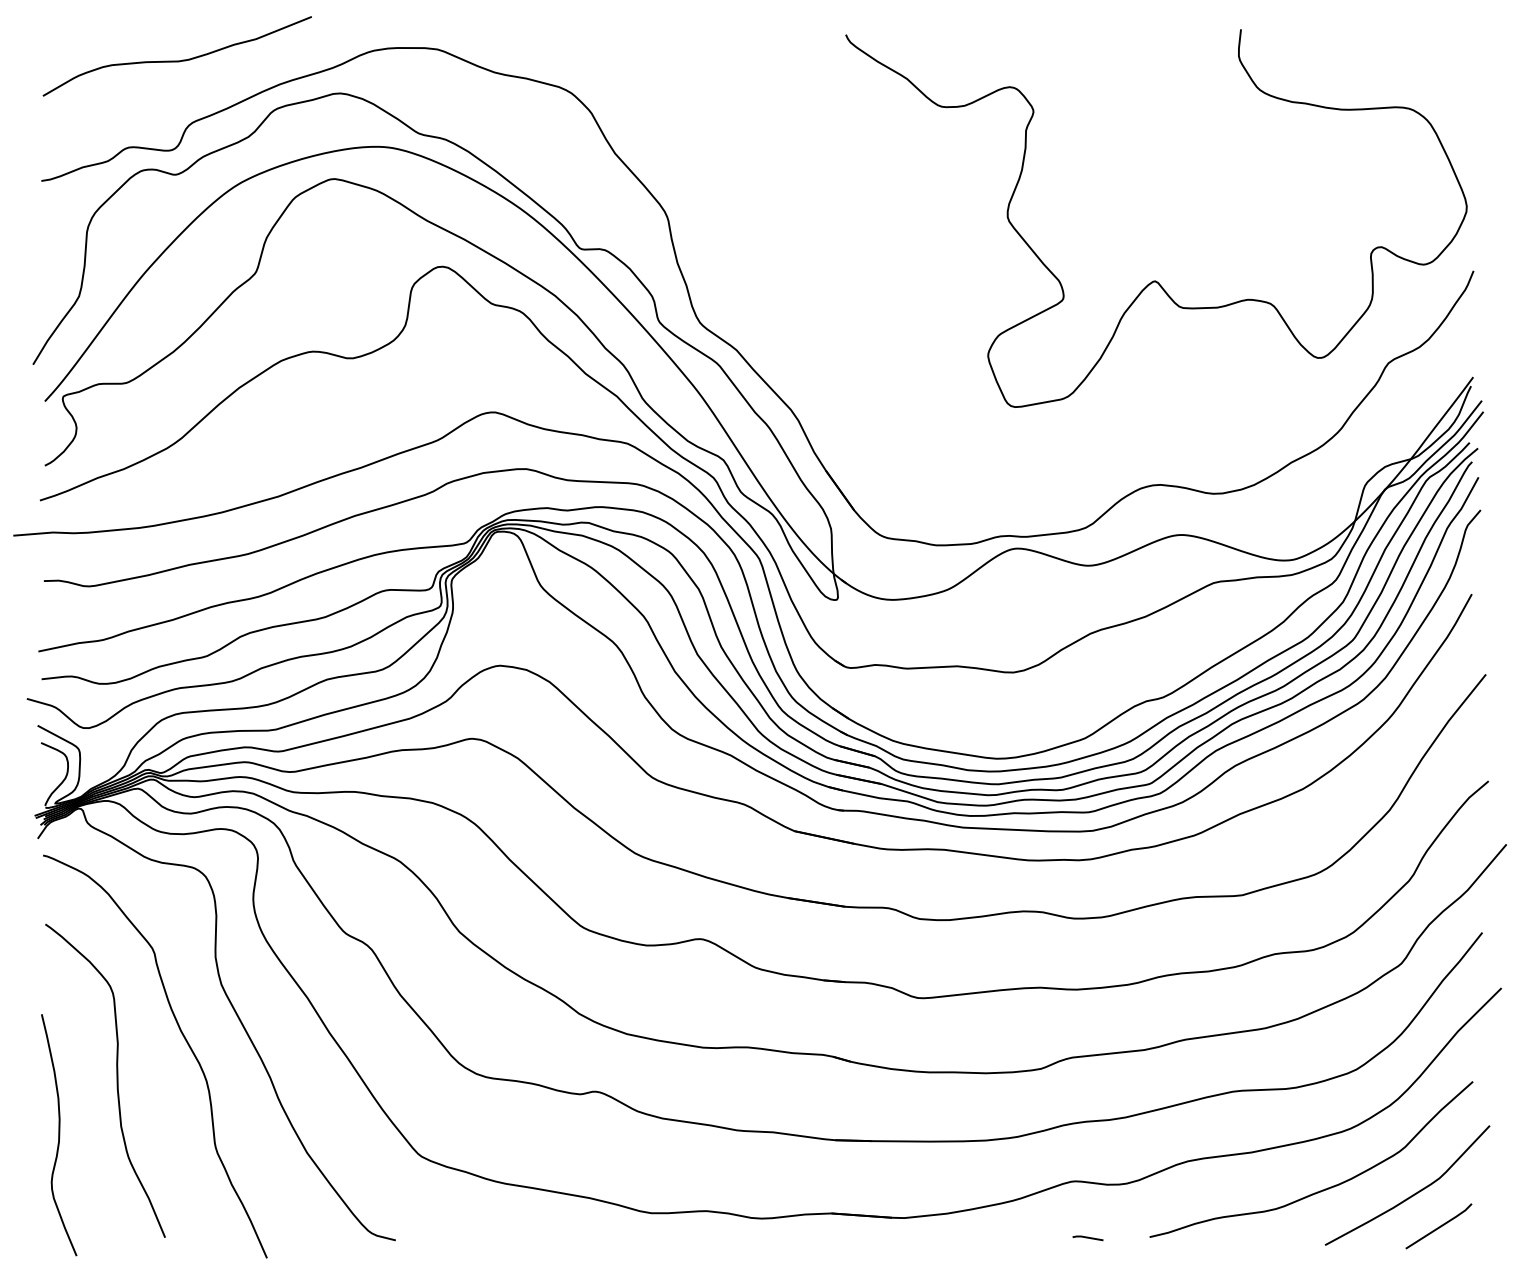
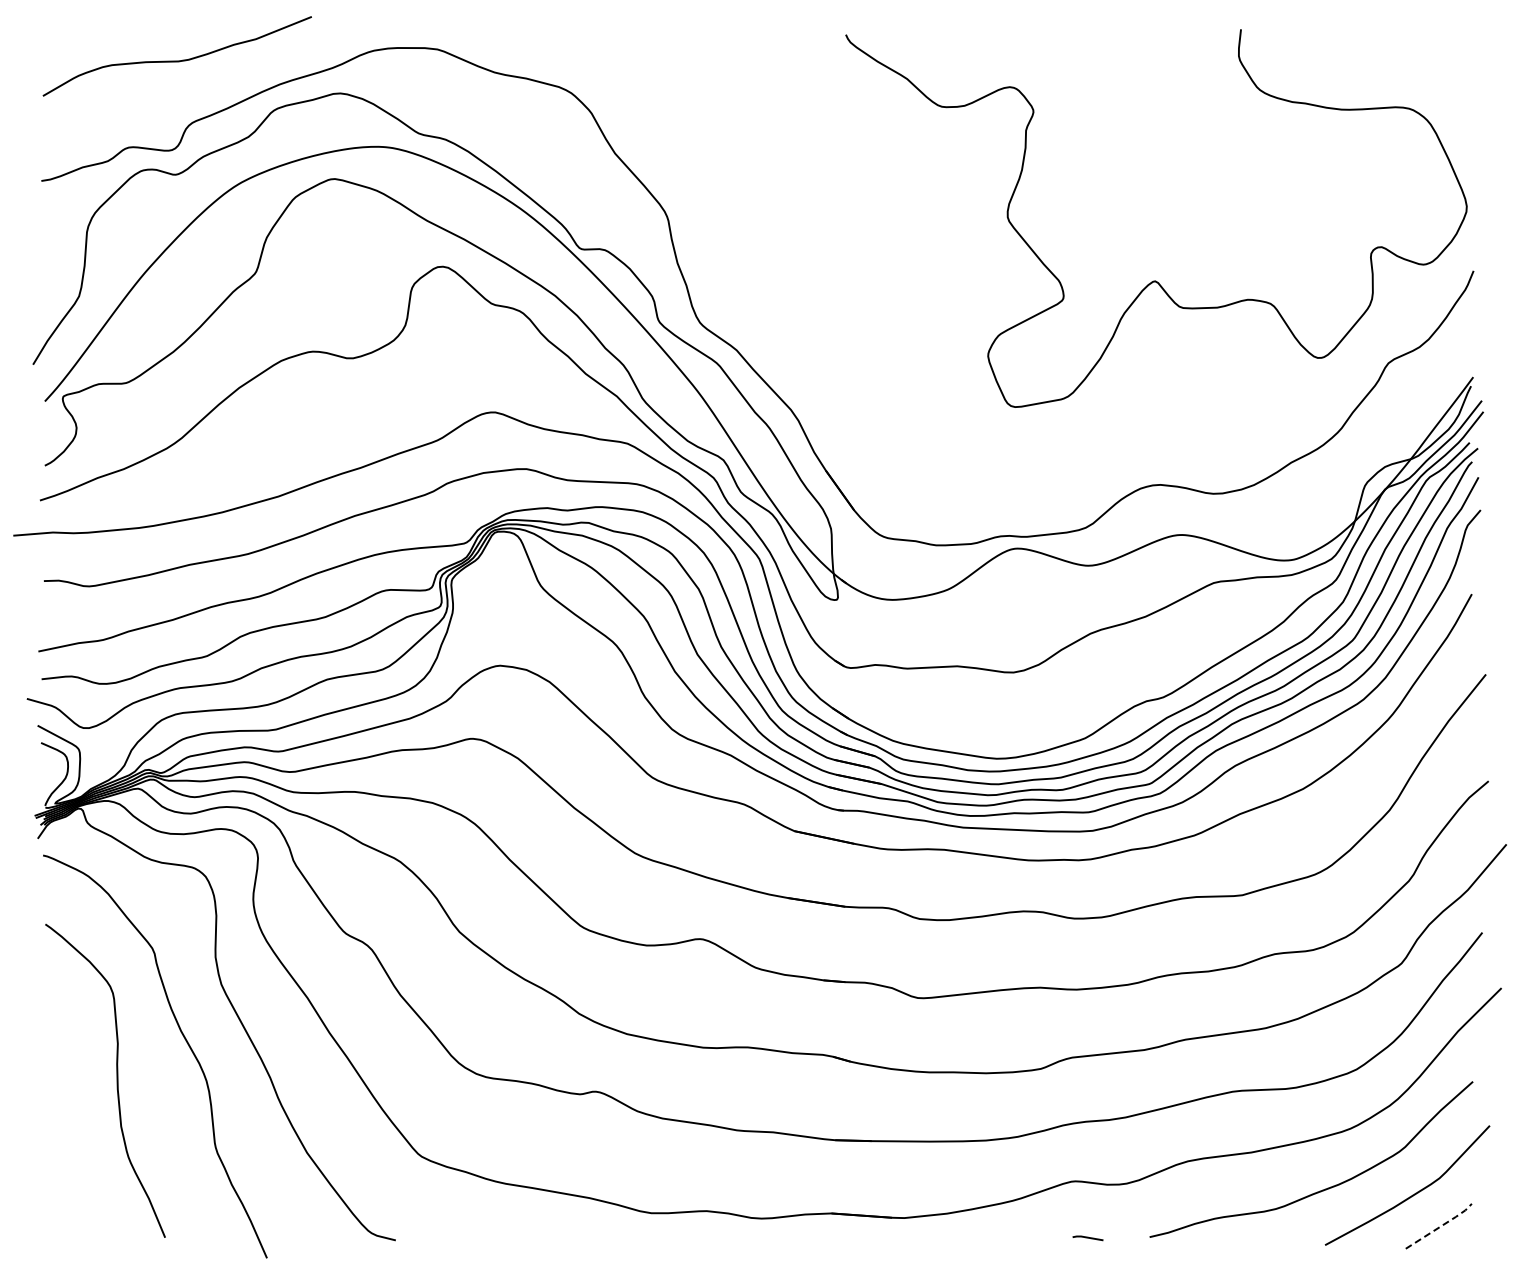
curve: present -> none (59, 1135)
line: solid -> dashed (1440, 1226)
